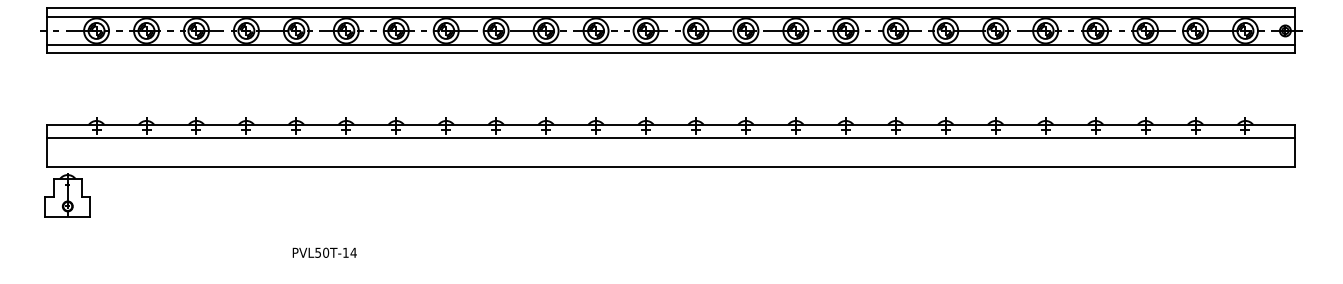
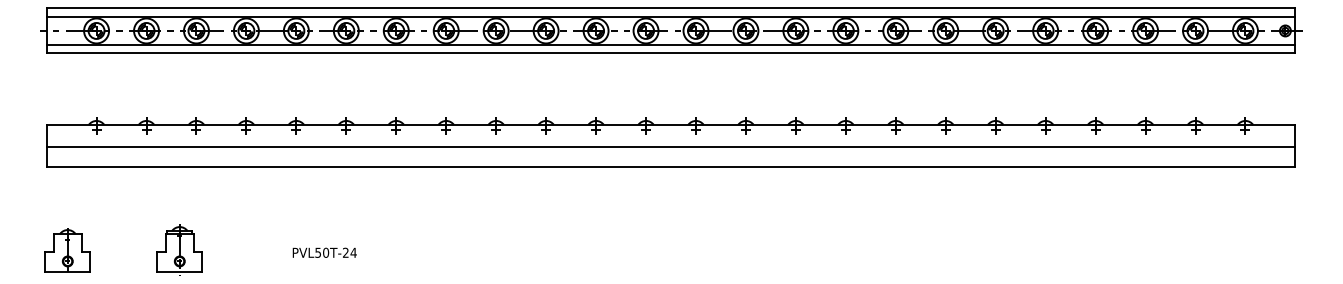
line position: (670, 138) -> (670, 147) (670, 147)
part position: (67, 195) -> (67, 250) (67, 250)
part: none -> present (179, 249)
text: PVL50T-14 -> PVL50T-24 (345, 252)
